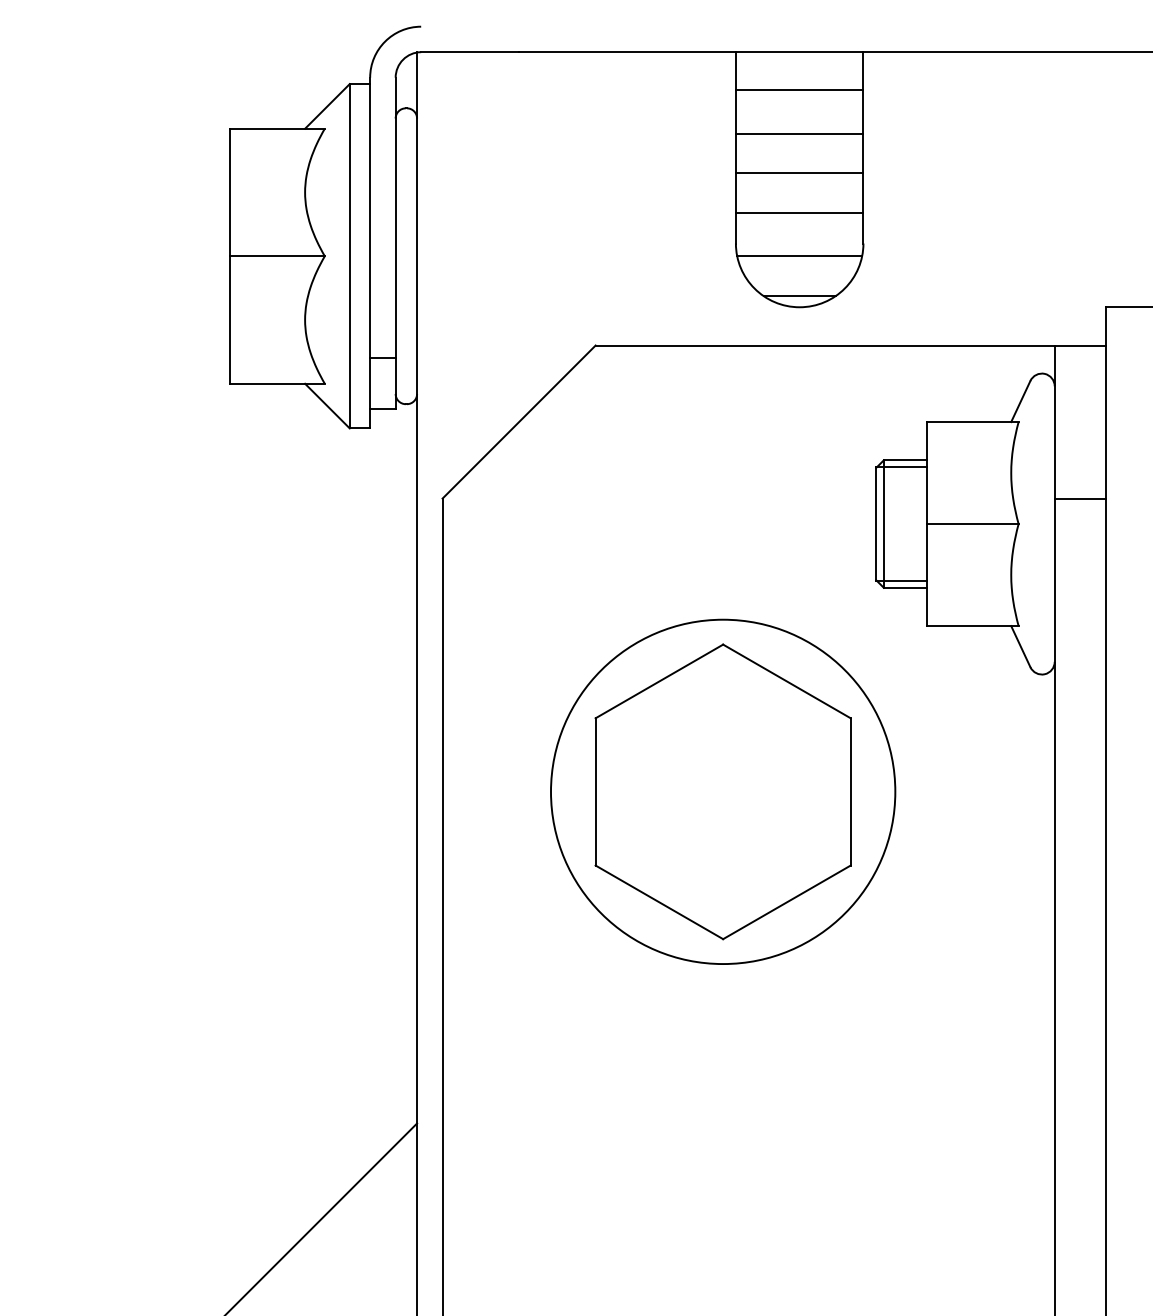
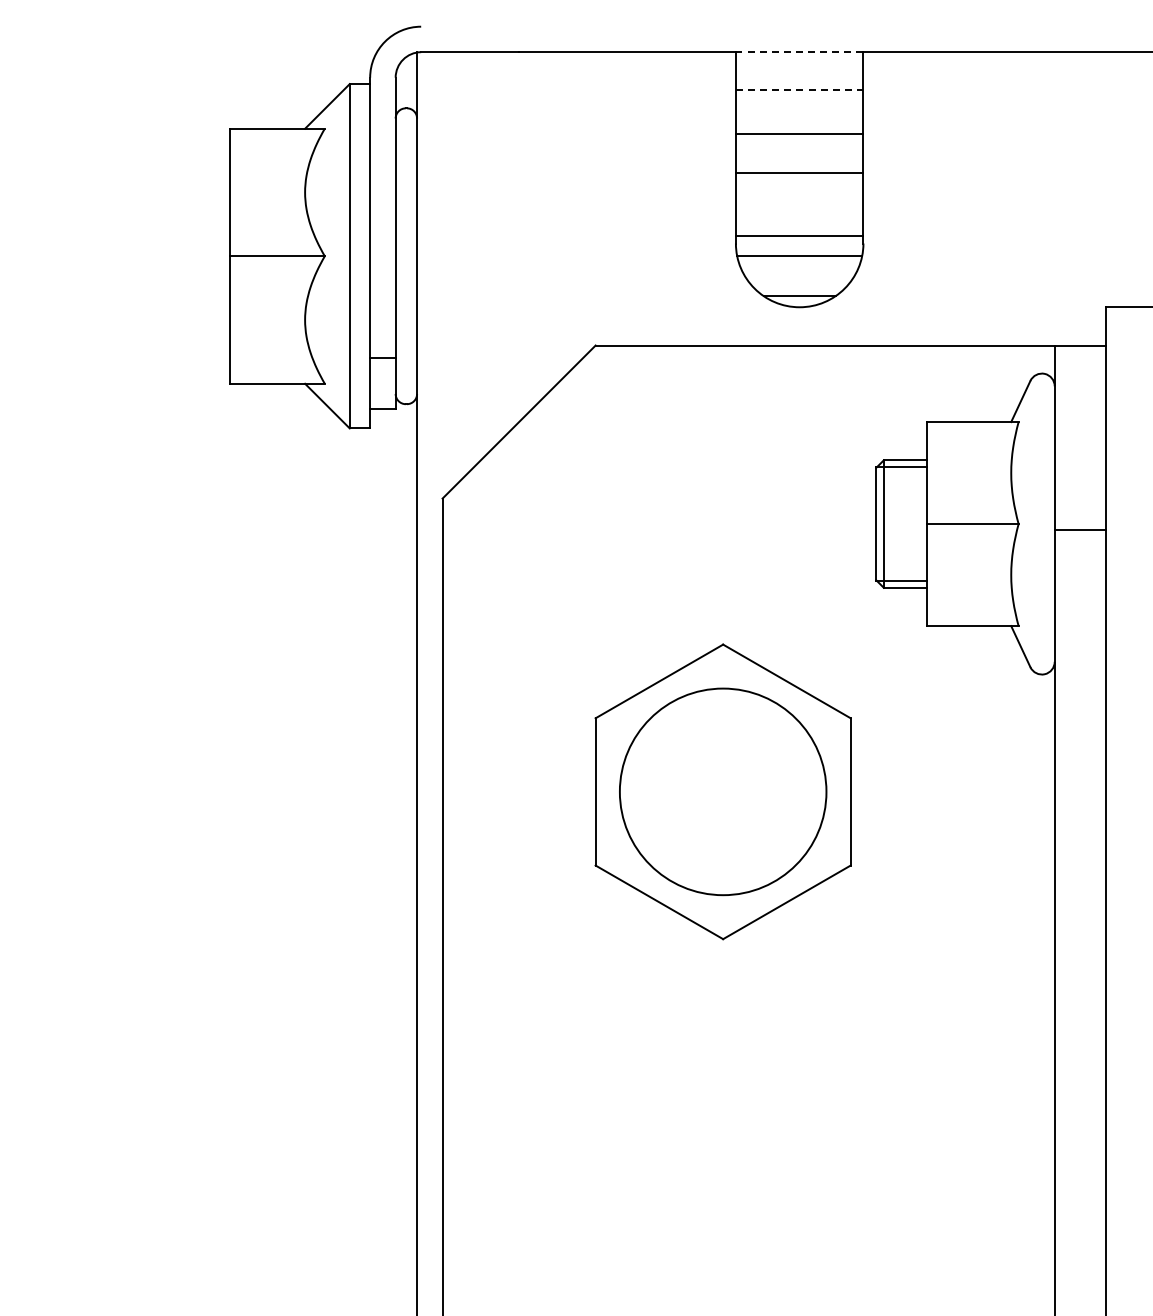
line: solid -> dashed (799, 52)
line: solid -> dashed (799, 89)
line position: (799, 212) -> (799, 235) (799, 235)
line position: (1079, 498) -> (1079, 529) (1079, 529)
circle diameter: 344 px -> 207 px (722, 791)
line: present -> none (322, 1217)
